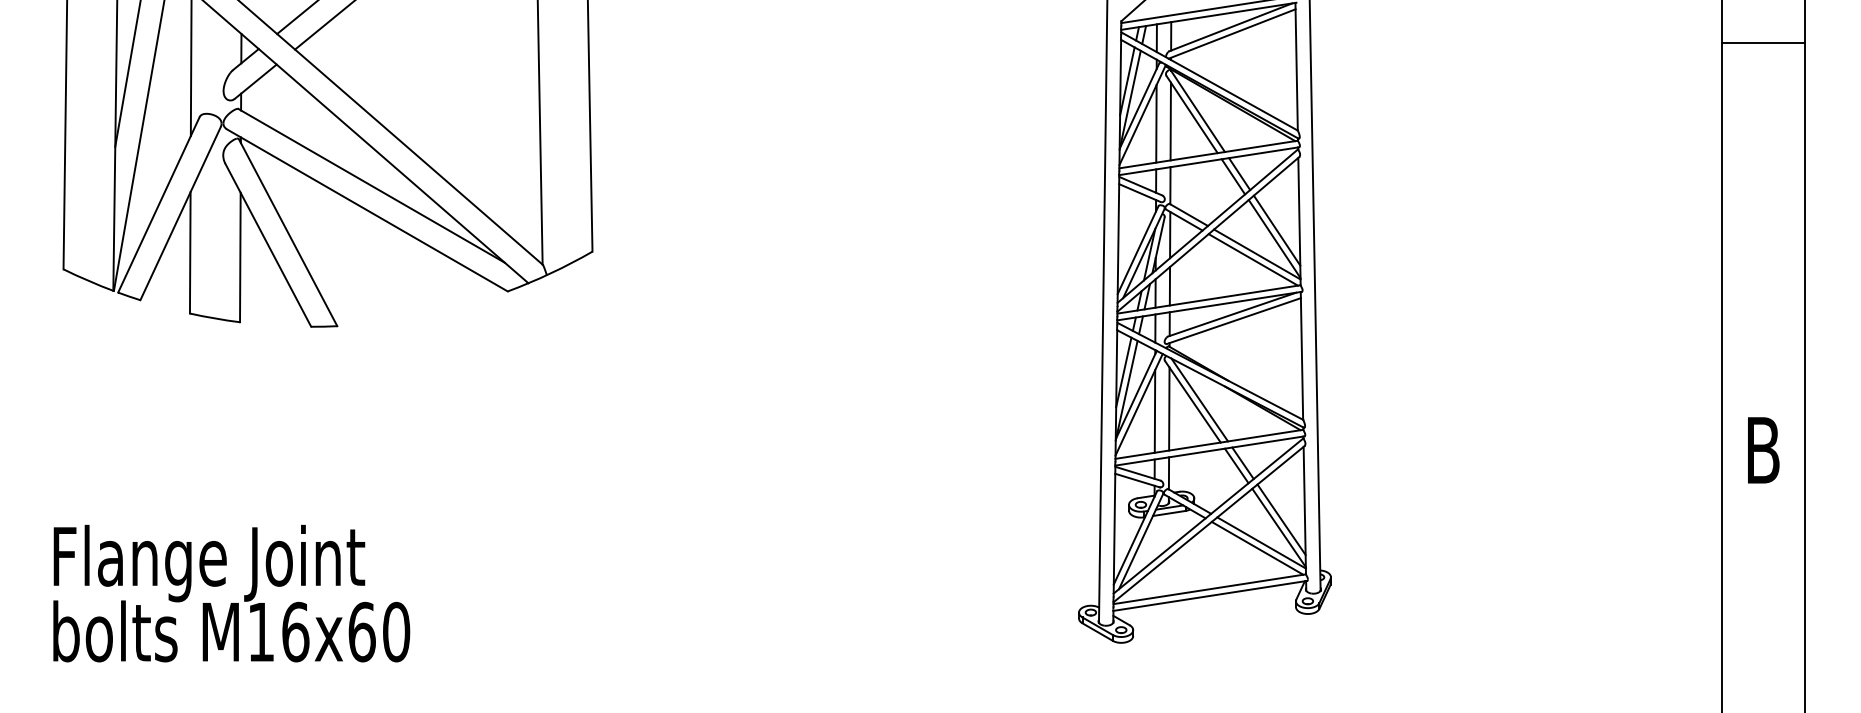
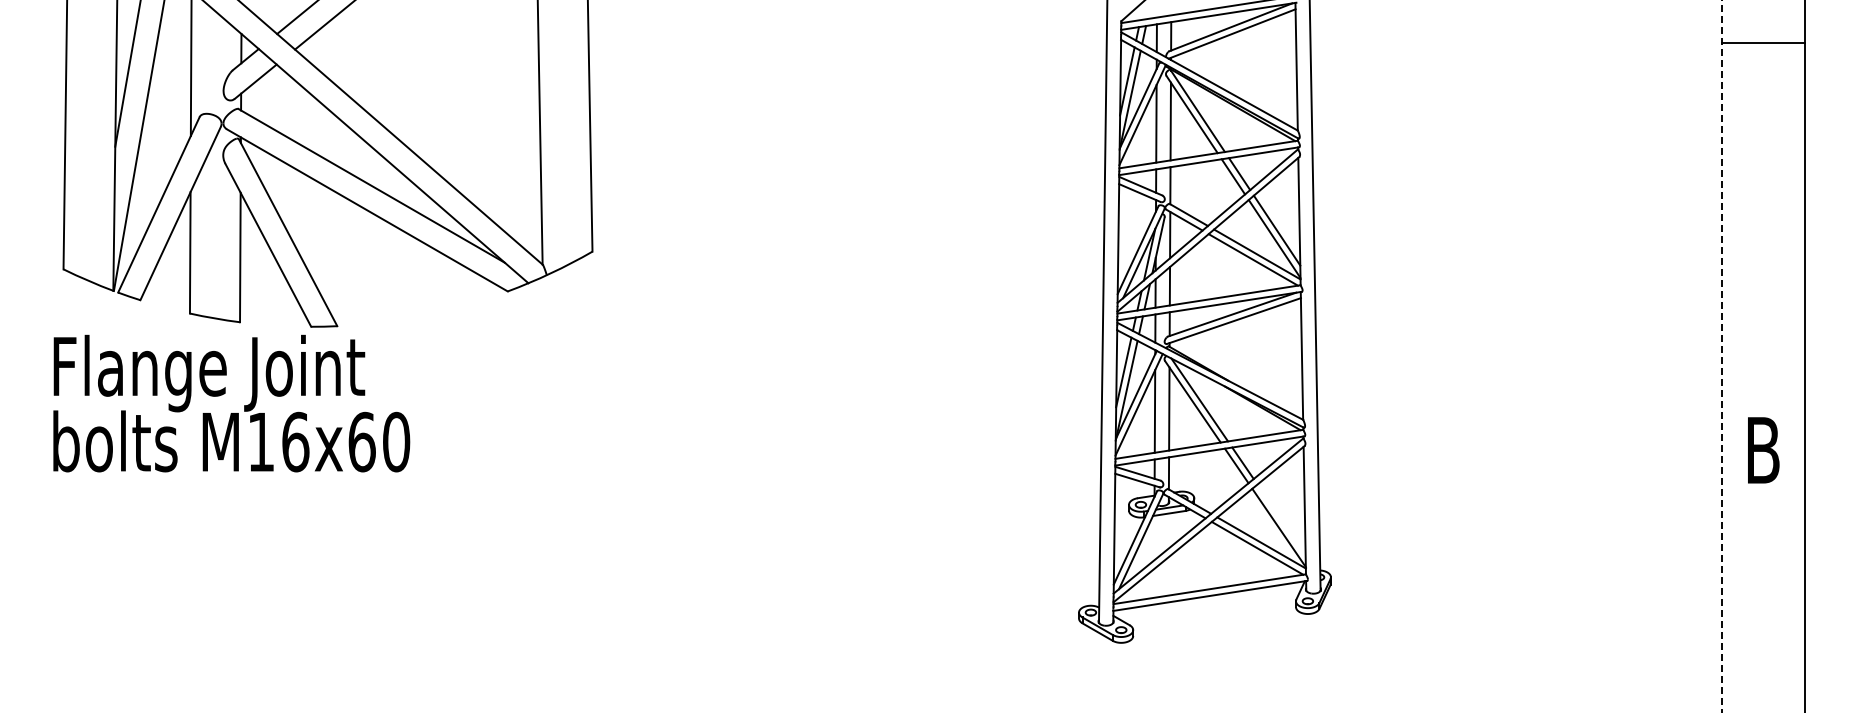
line: solid -> dashed (1721, 357)
line: present -> none (1281, 519)
text position: (231, 593) -> (231, 403) (231, 403)
